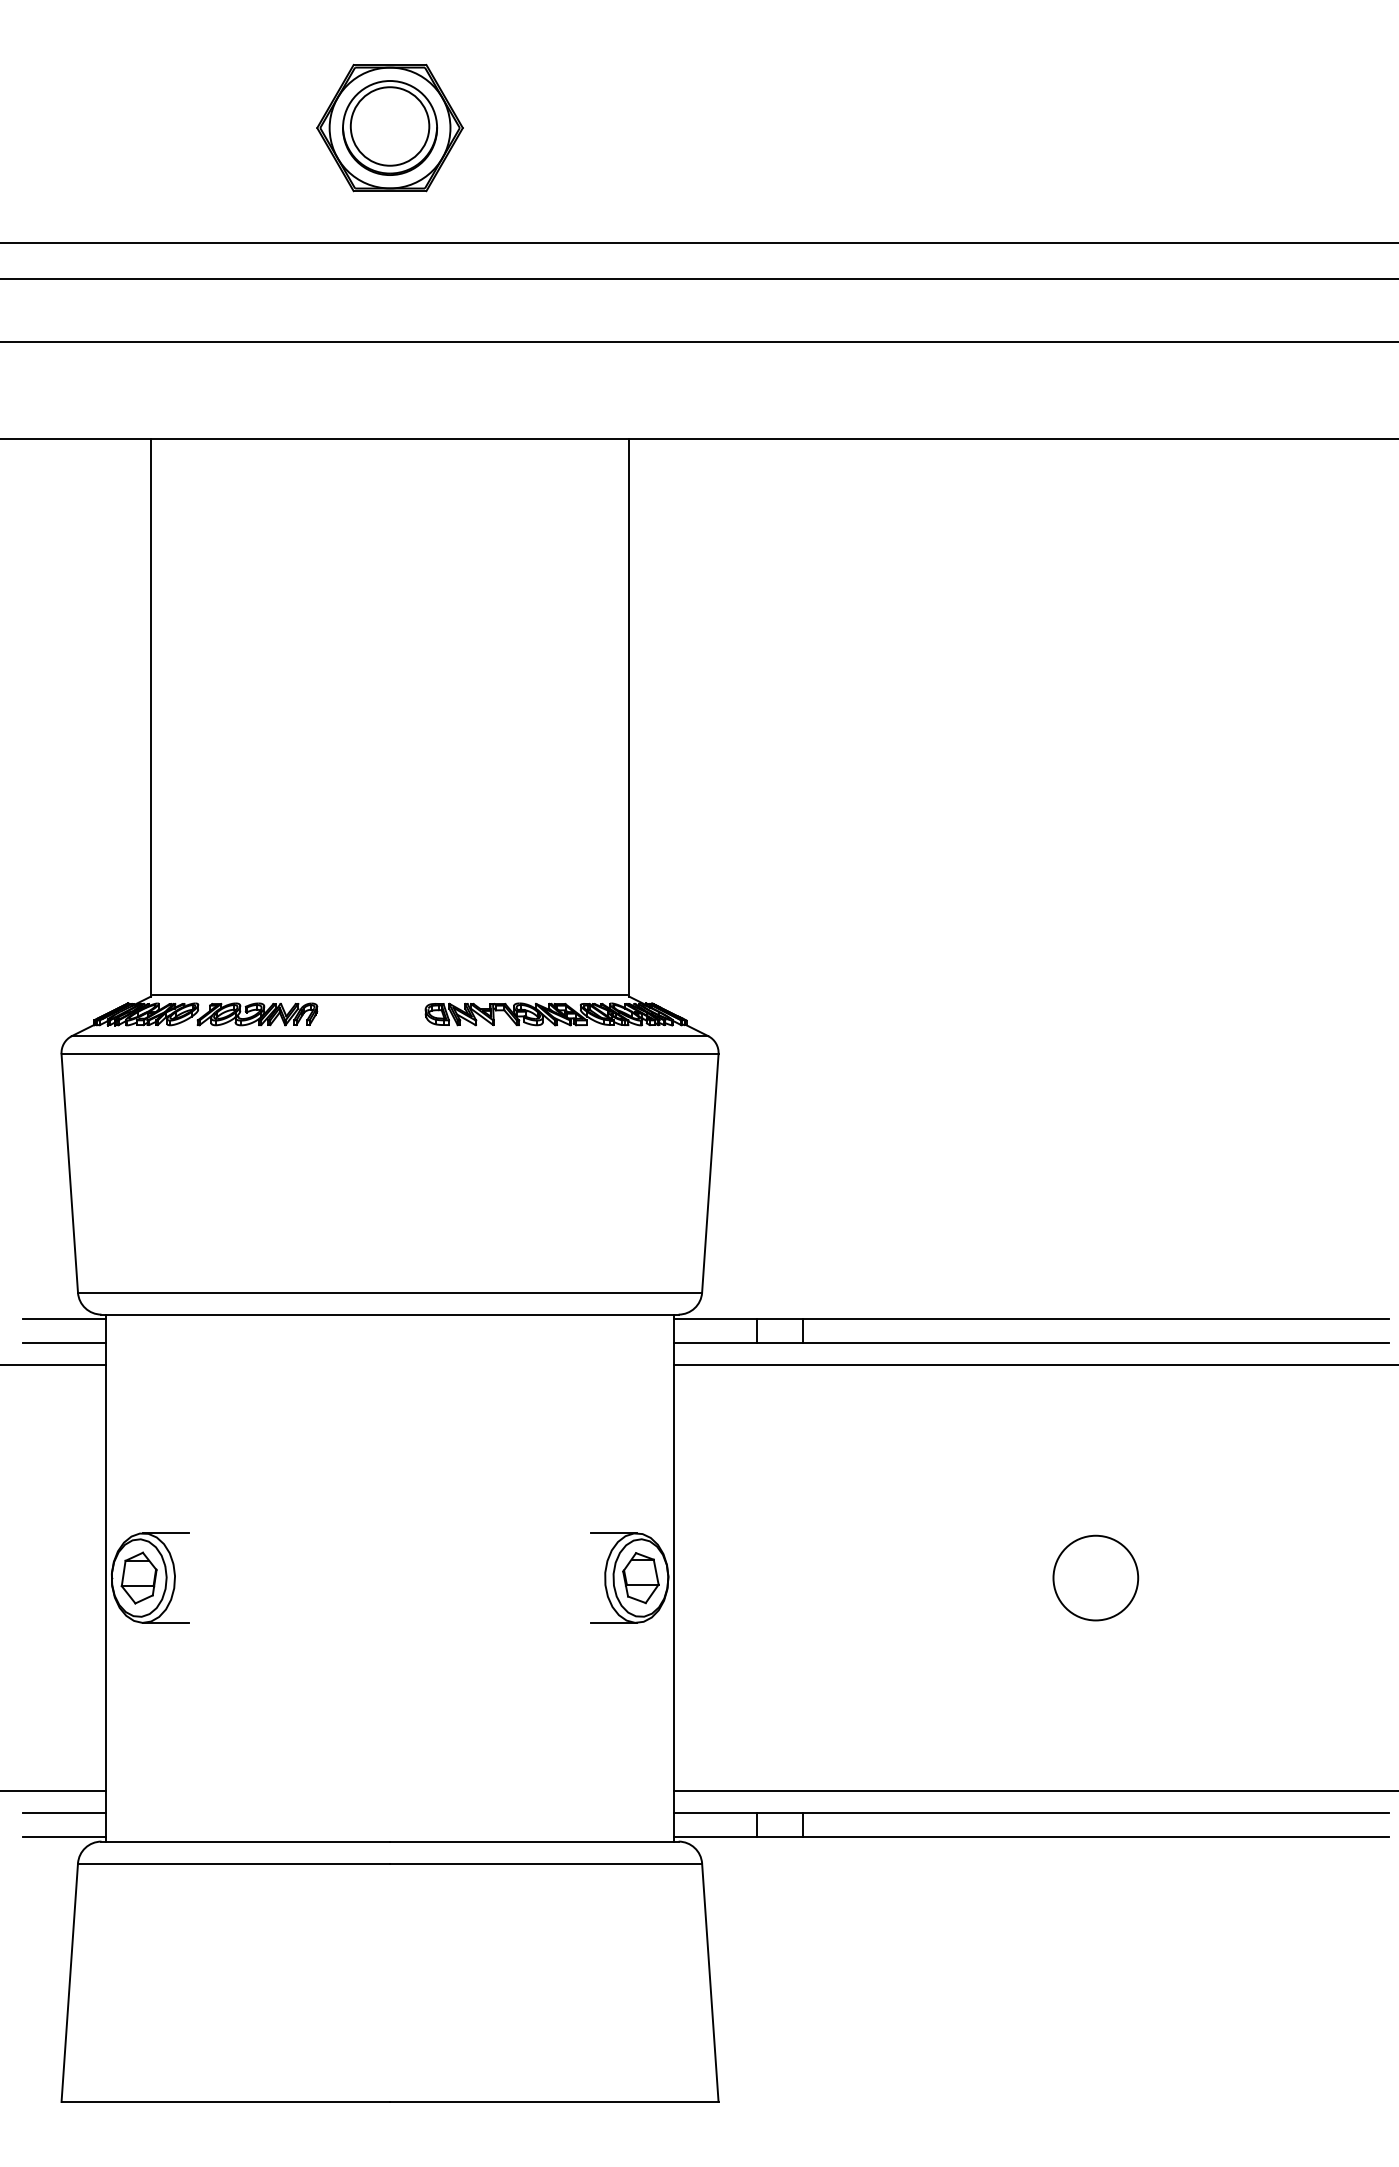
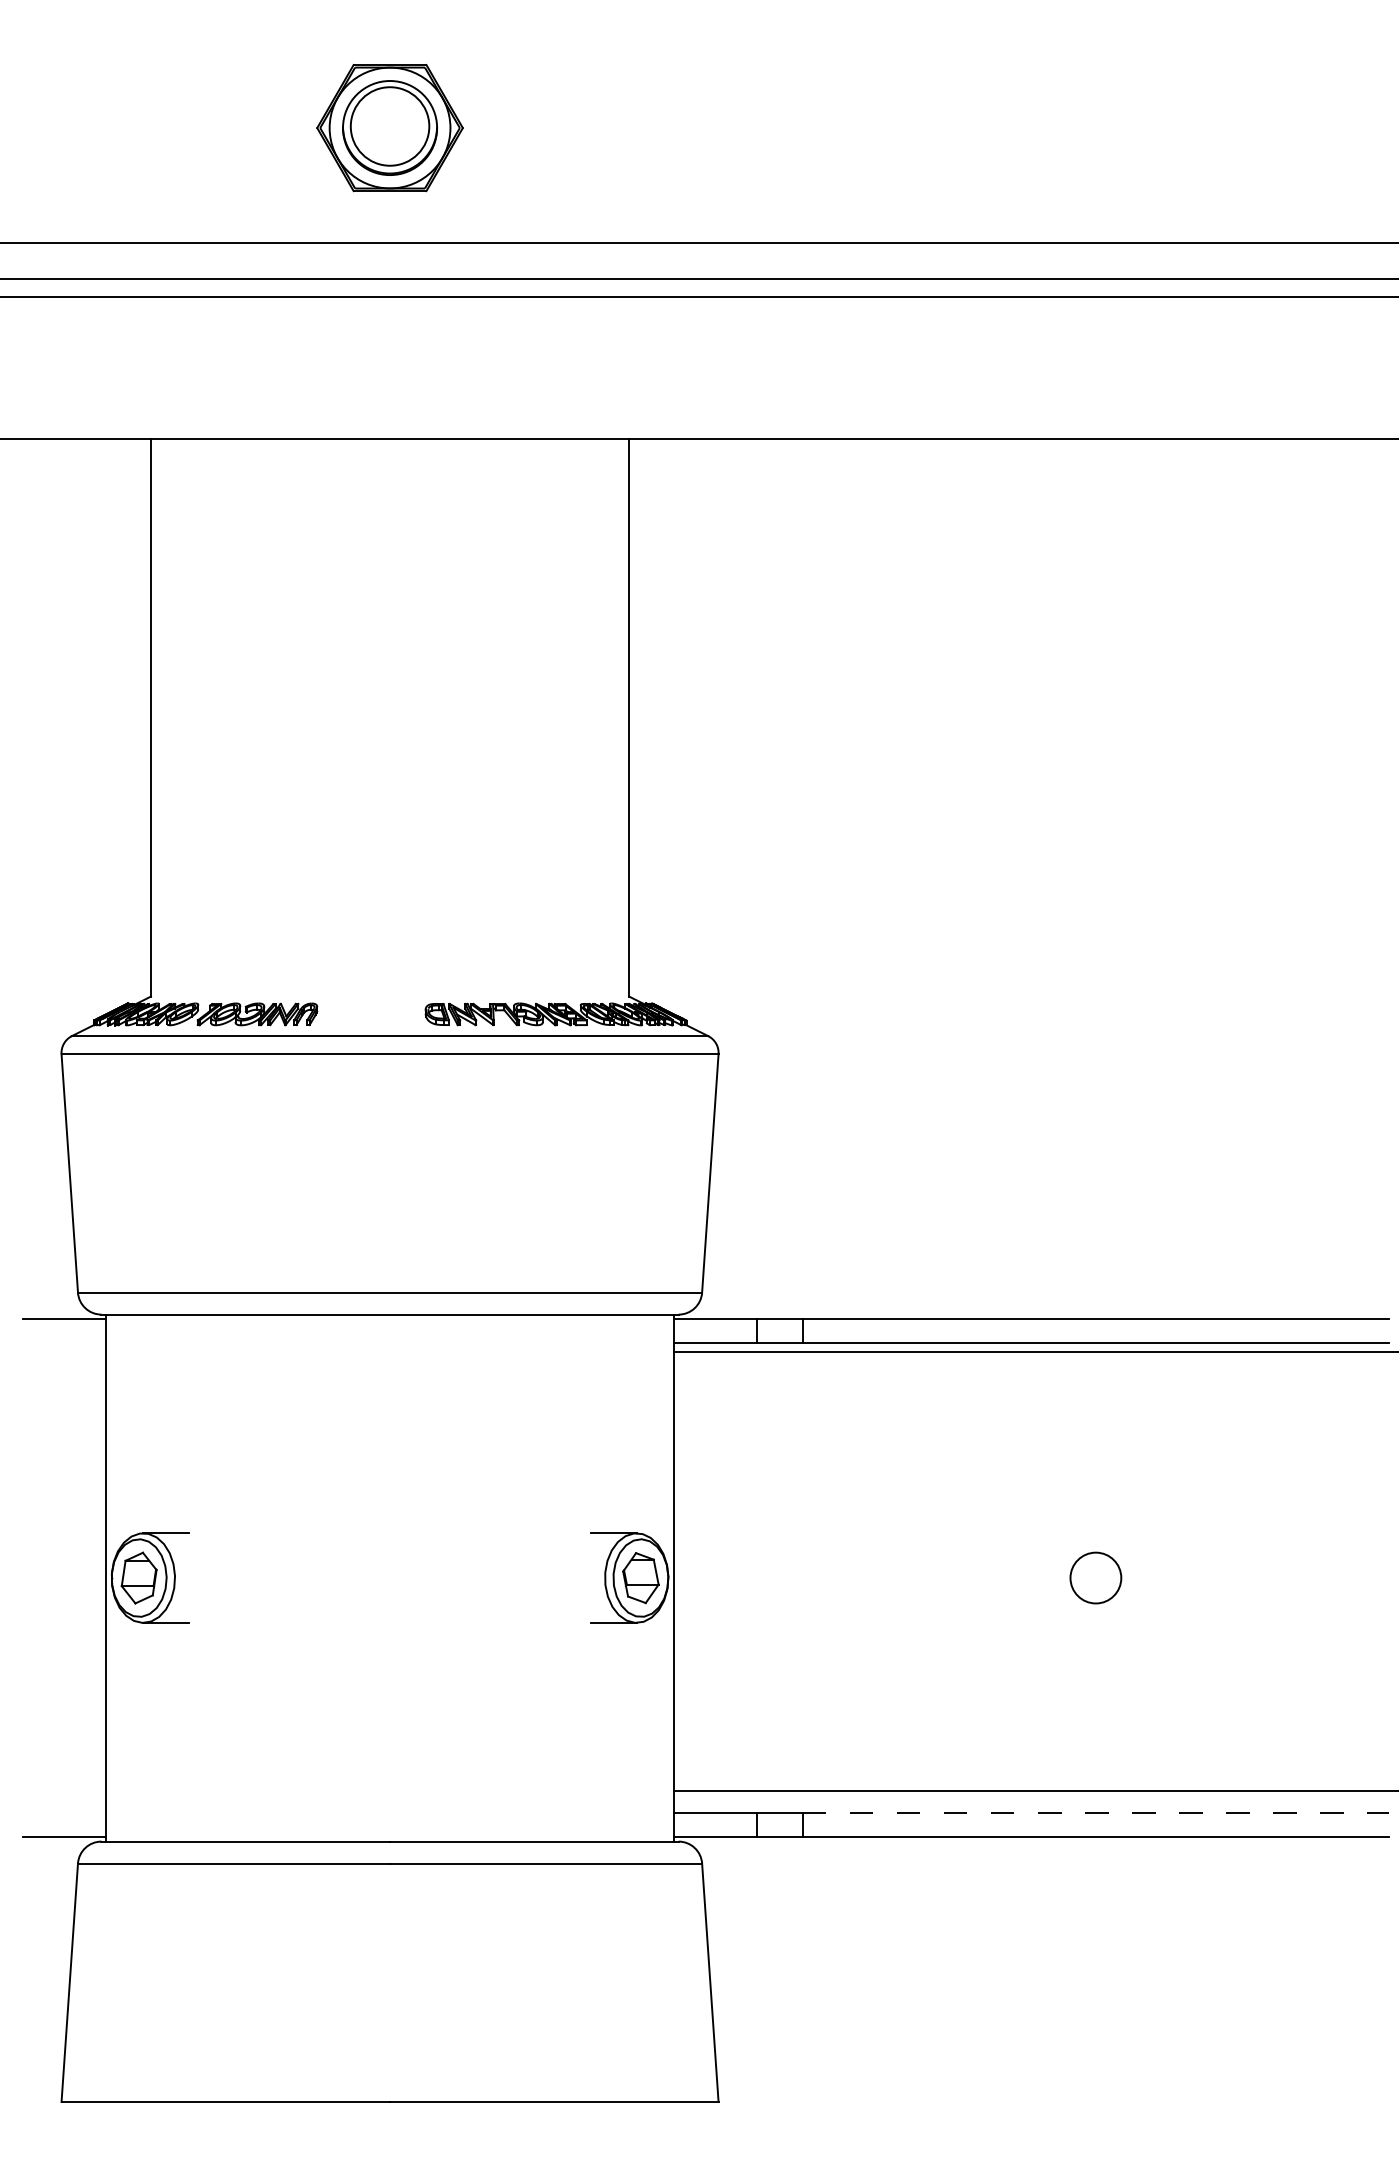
line position: (698, 342) -> (698, 297) (698, 297)
line: present -> none (389, 995)
line: present -> none (64, 1342)
line: present -> none (54, 1365)
line position: (1034, 1365) -> (1034, 1352) (1034, 1352)
circle size: 88x88 px -> 54x54 px (1095, 1577)
line: present -> none (54, 1790)
line: present -> none (64, 1813)
line: solid -> dashed (1096, 1813)
